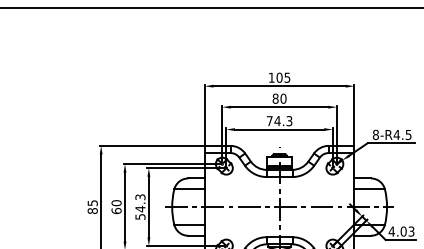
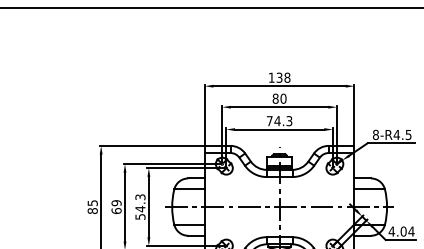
text: 105 -> 138 (283, 77)
text: 60 -> 69 (116, 203)
text: 4.03 -> 4.04 (411, 231)
